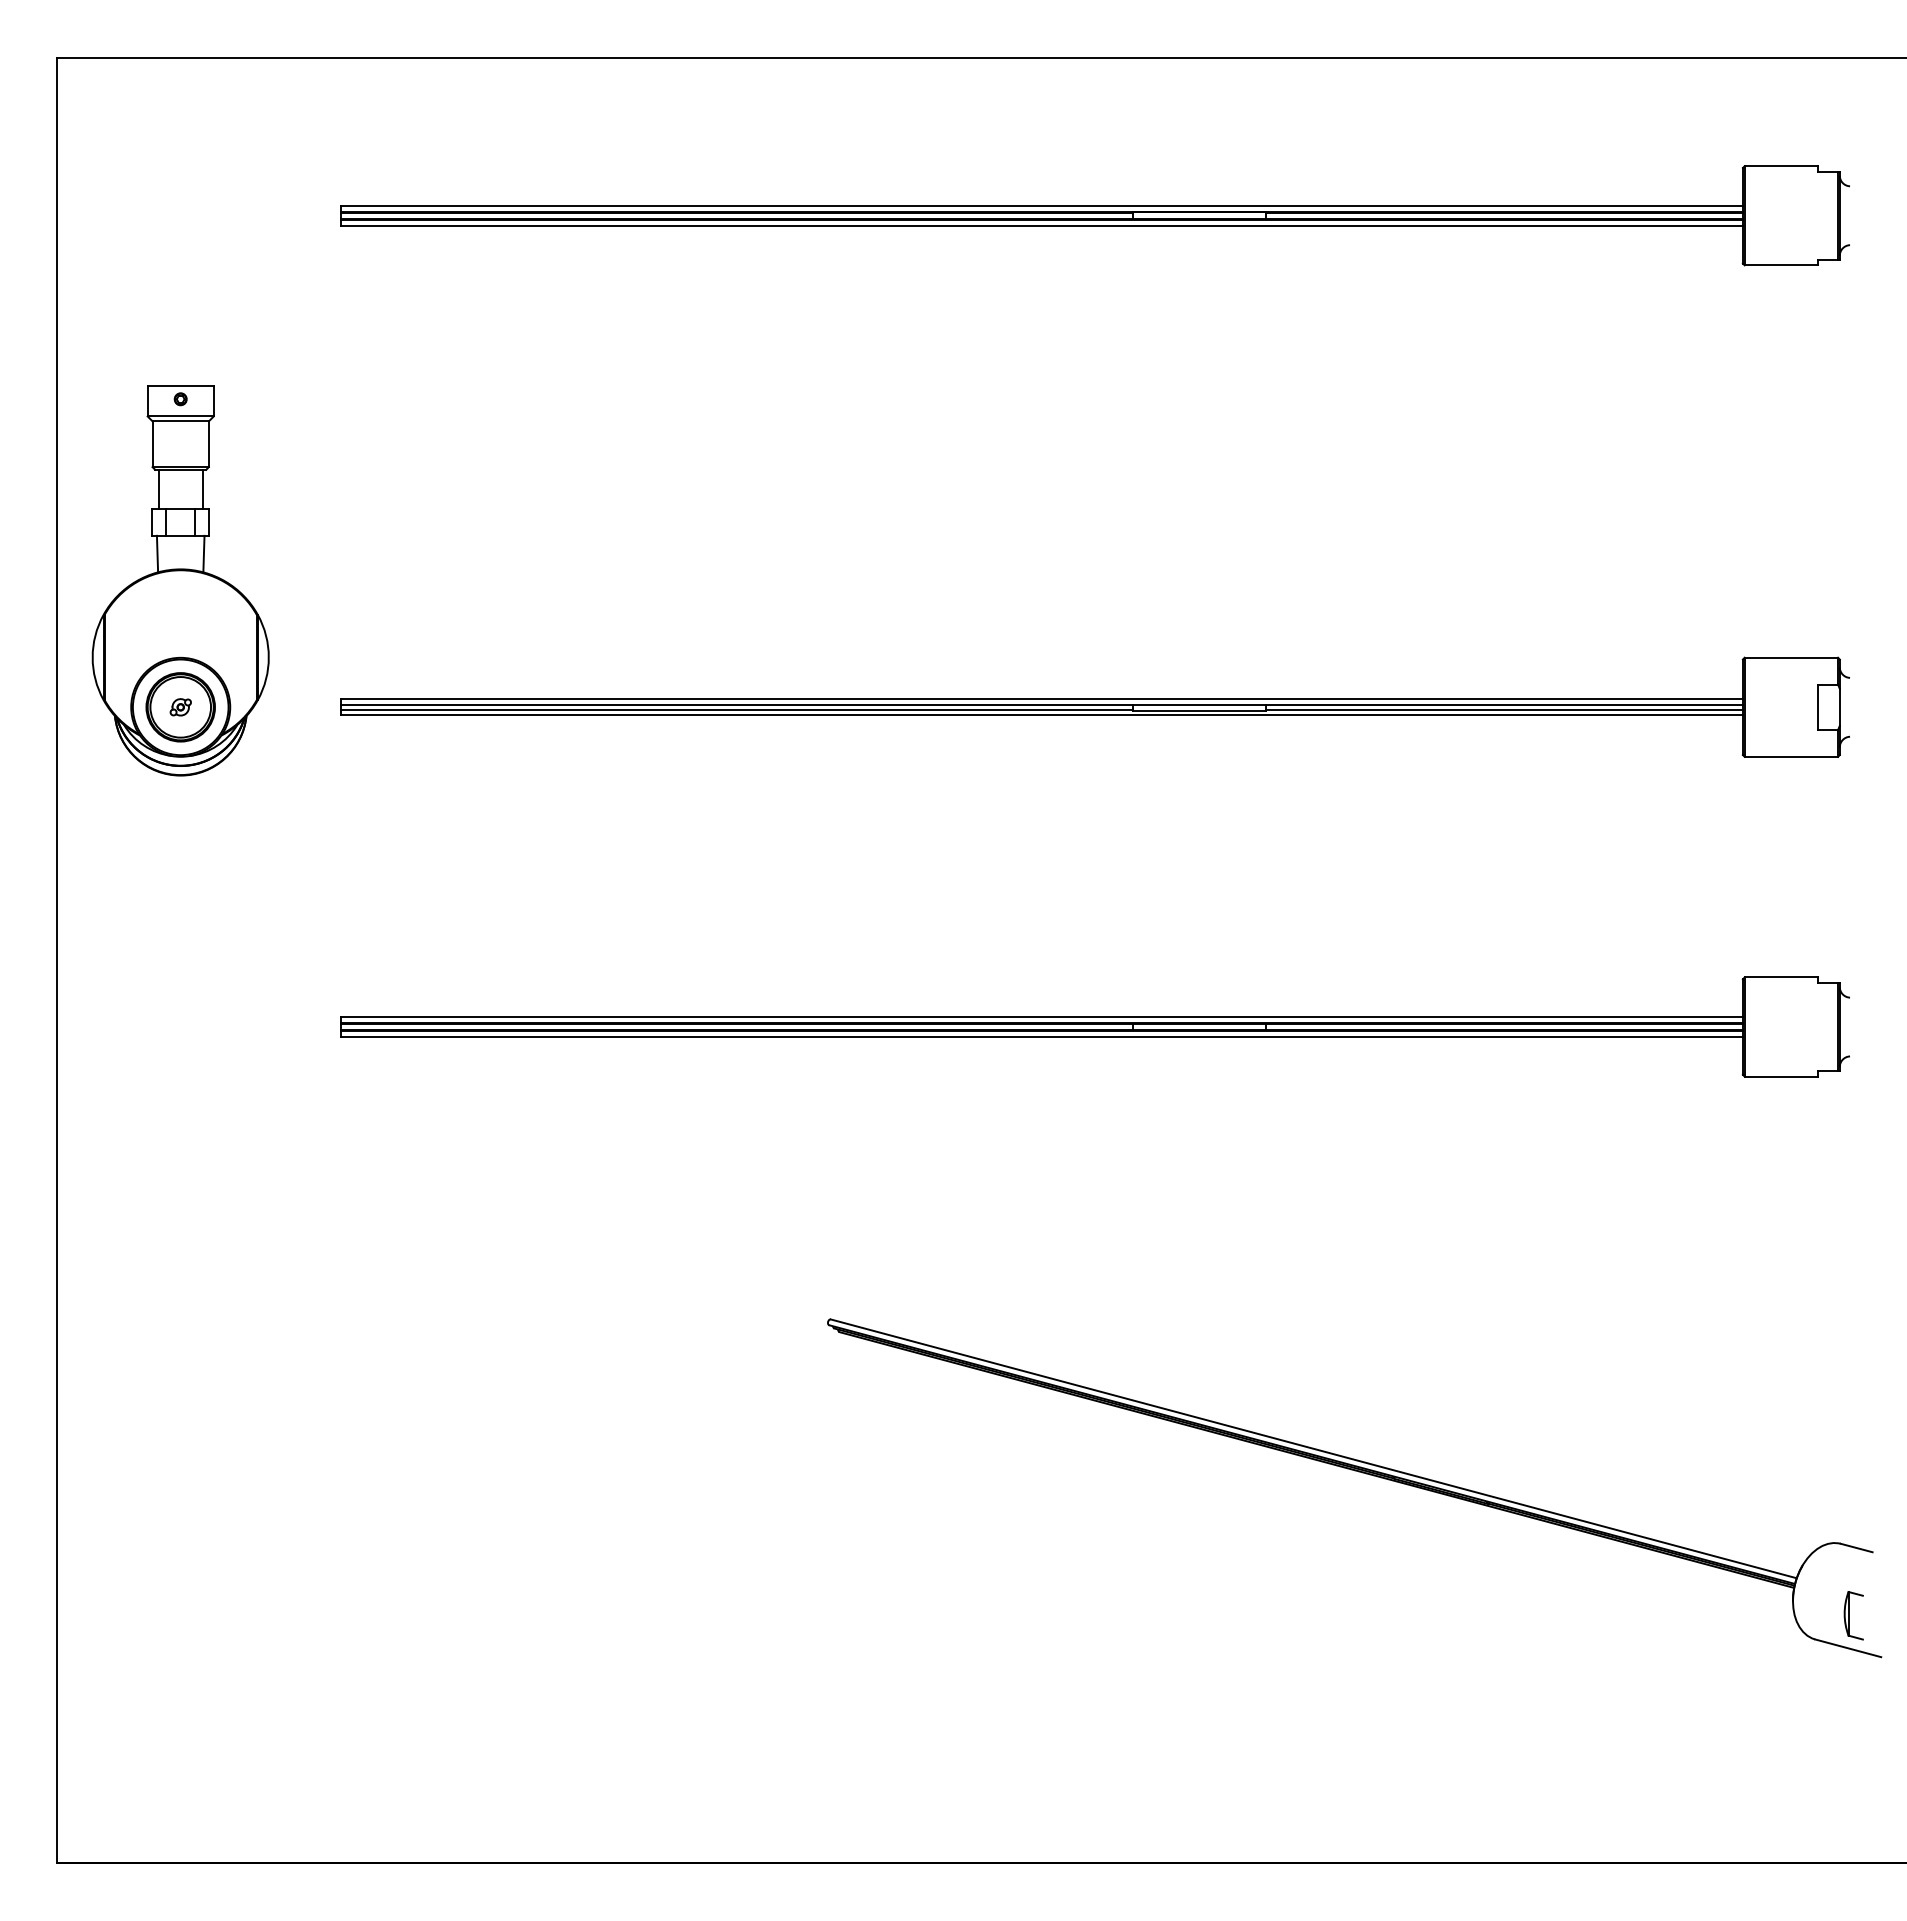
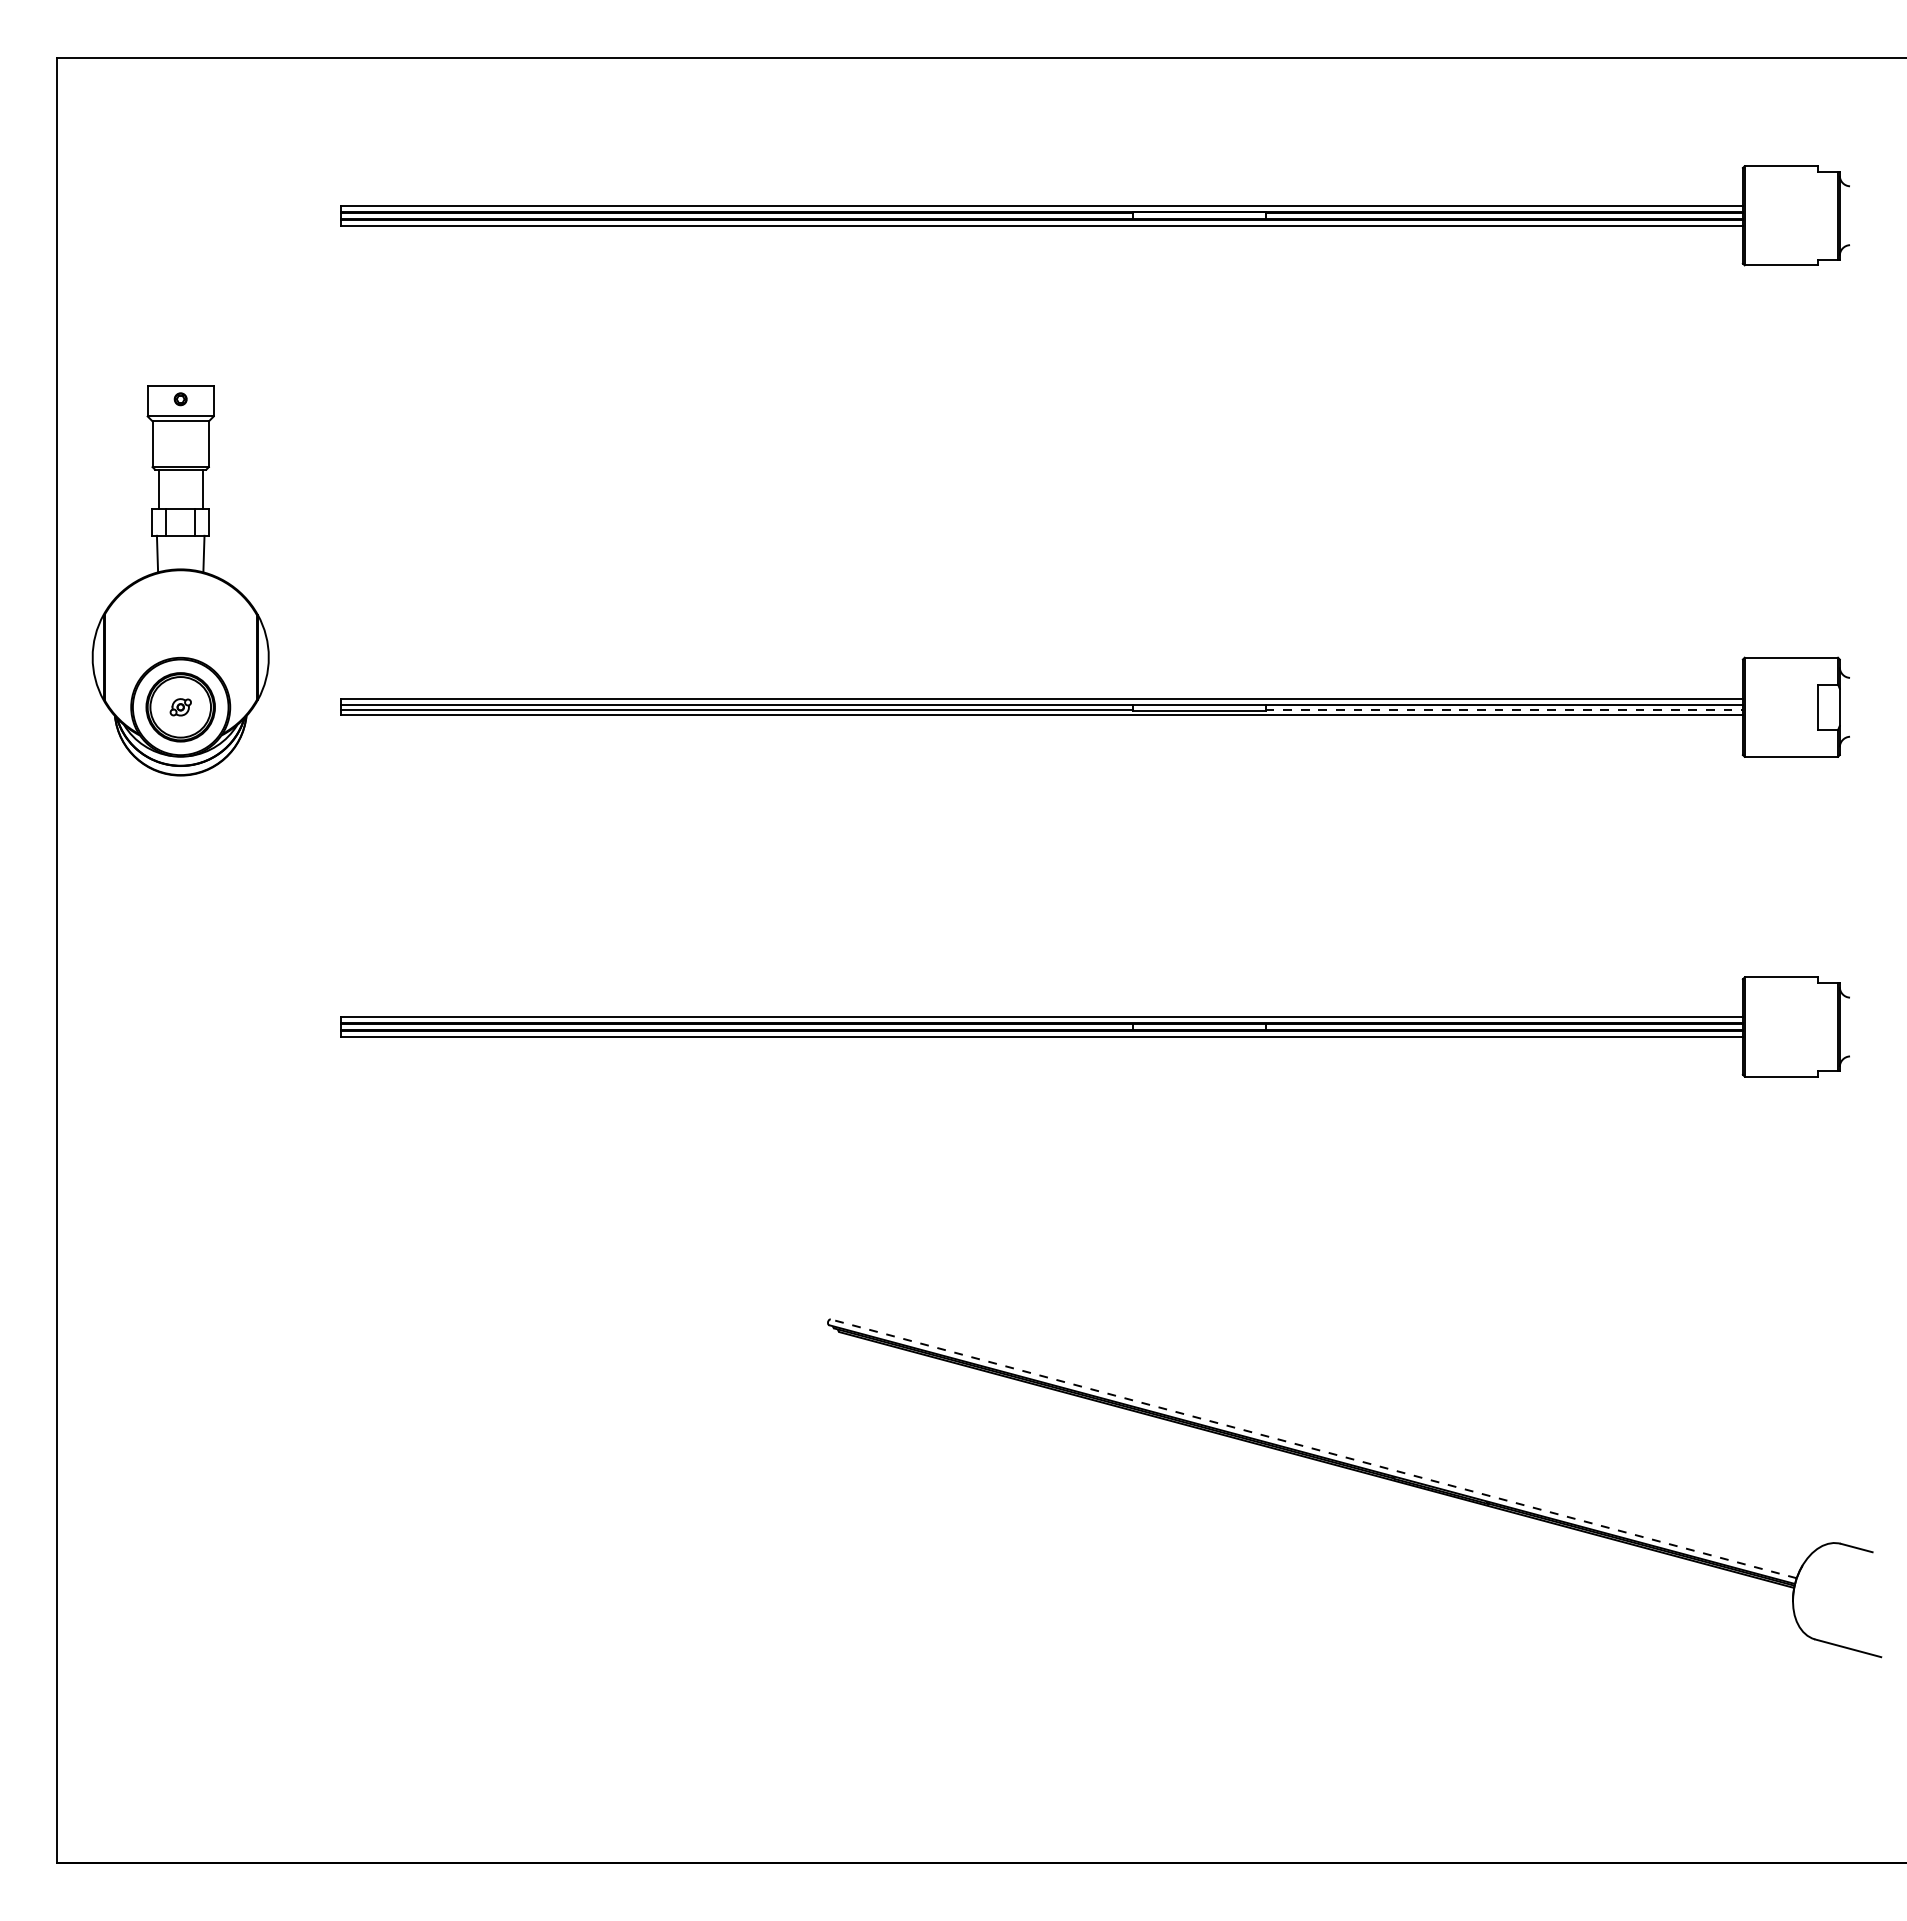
line: solid -> dashed (1504, 710)
line: solid -> dashed (1313, 1448)
part: present -> none (1853, 1615)
